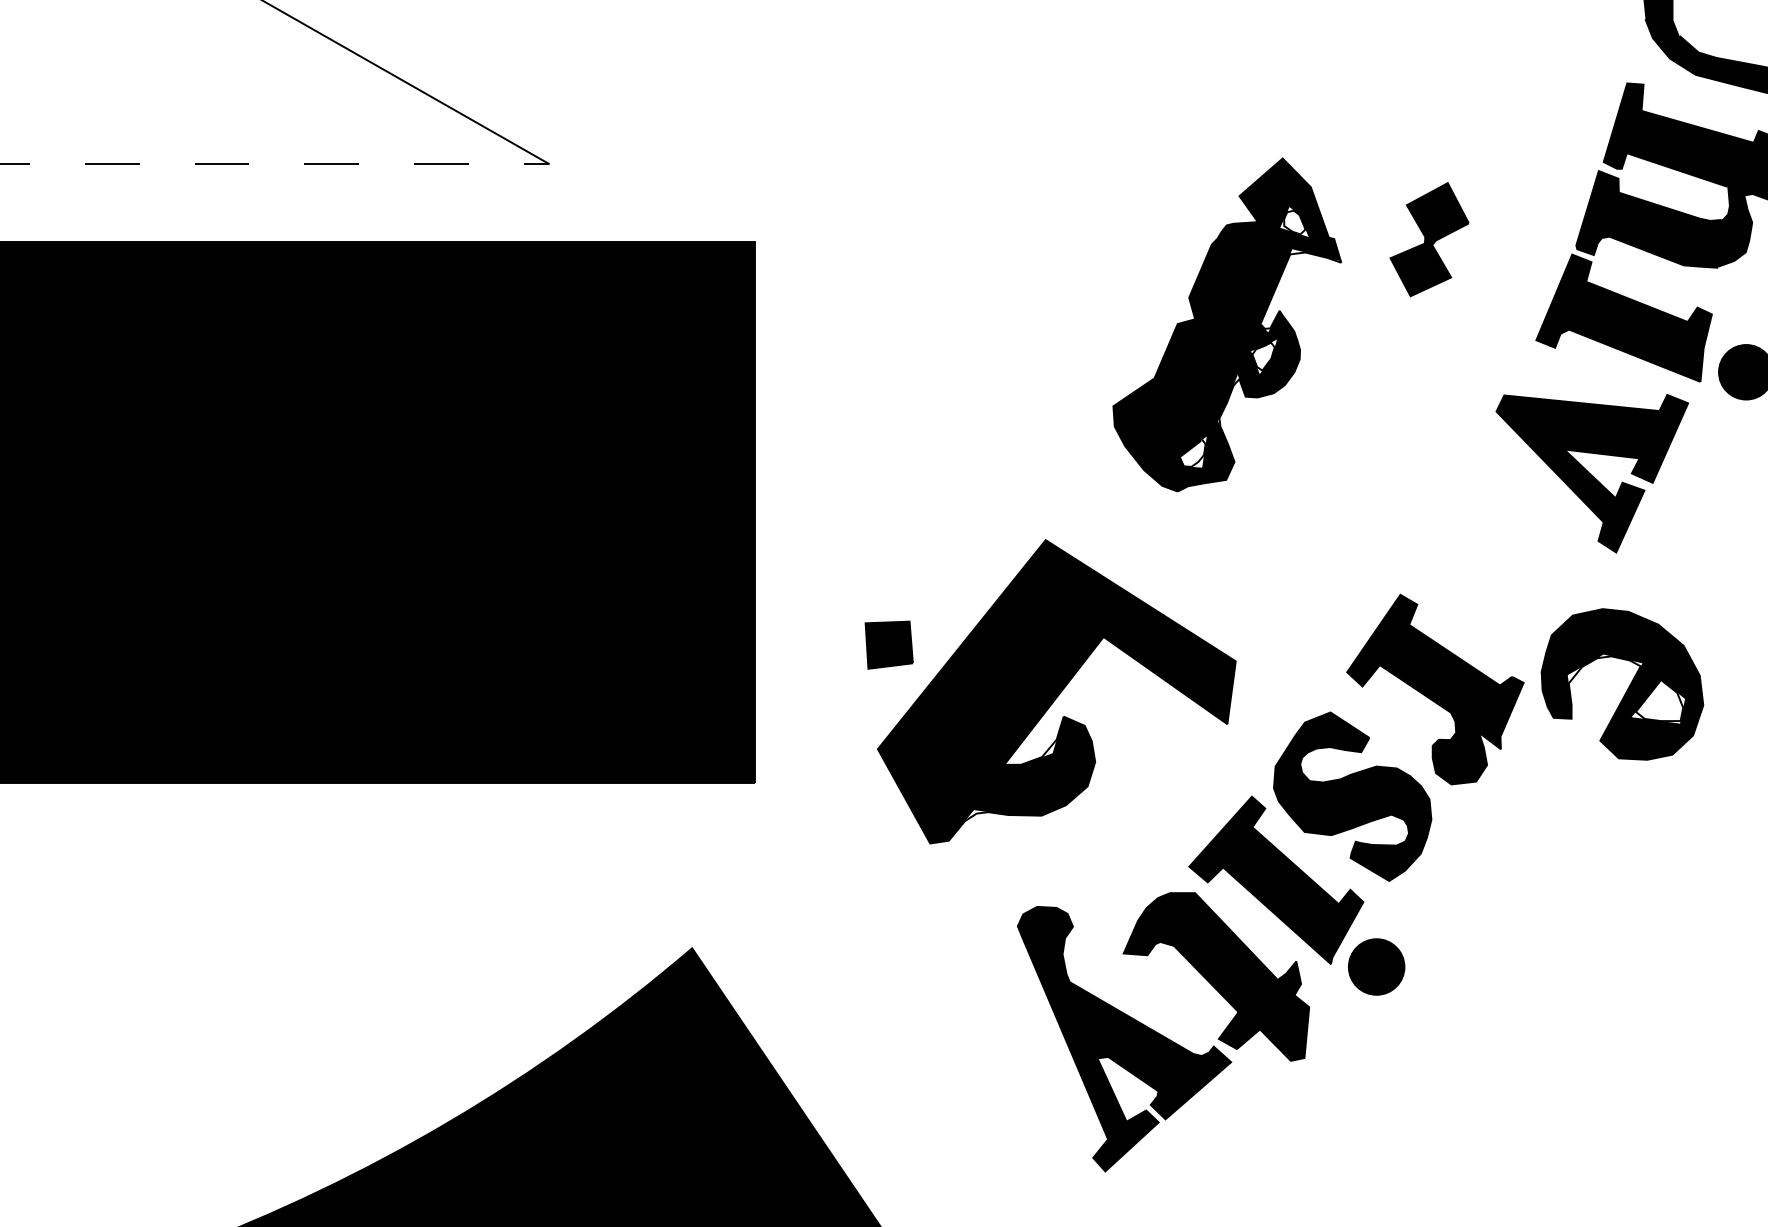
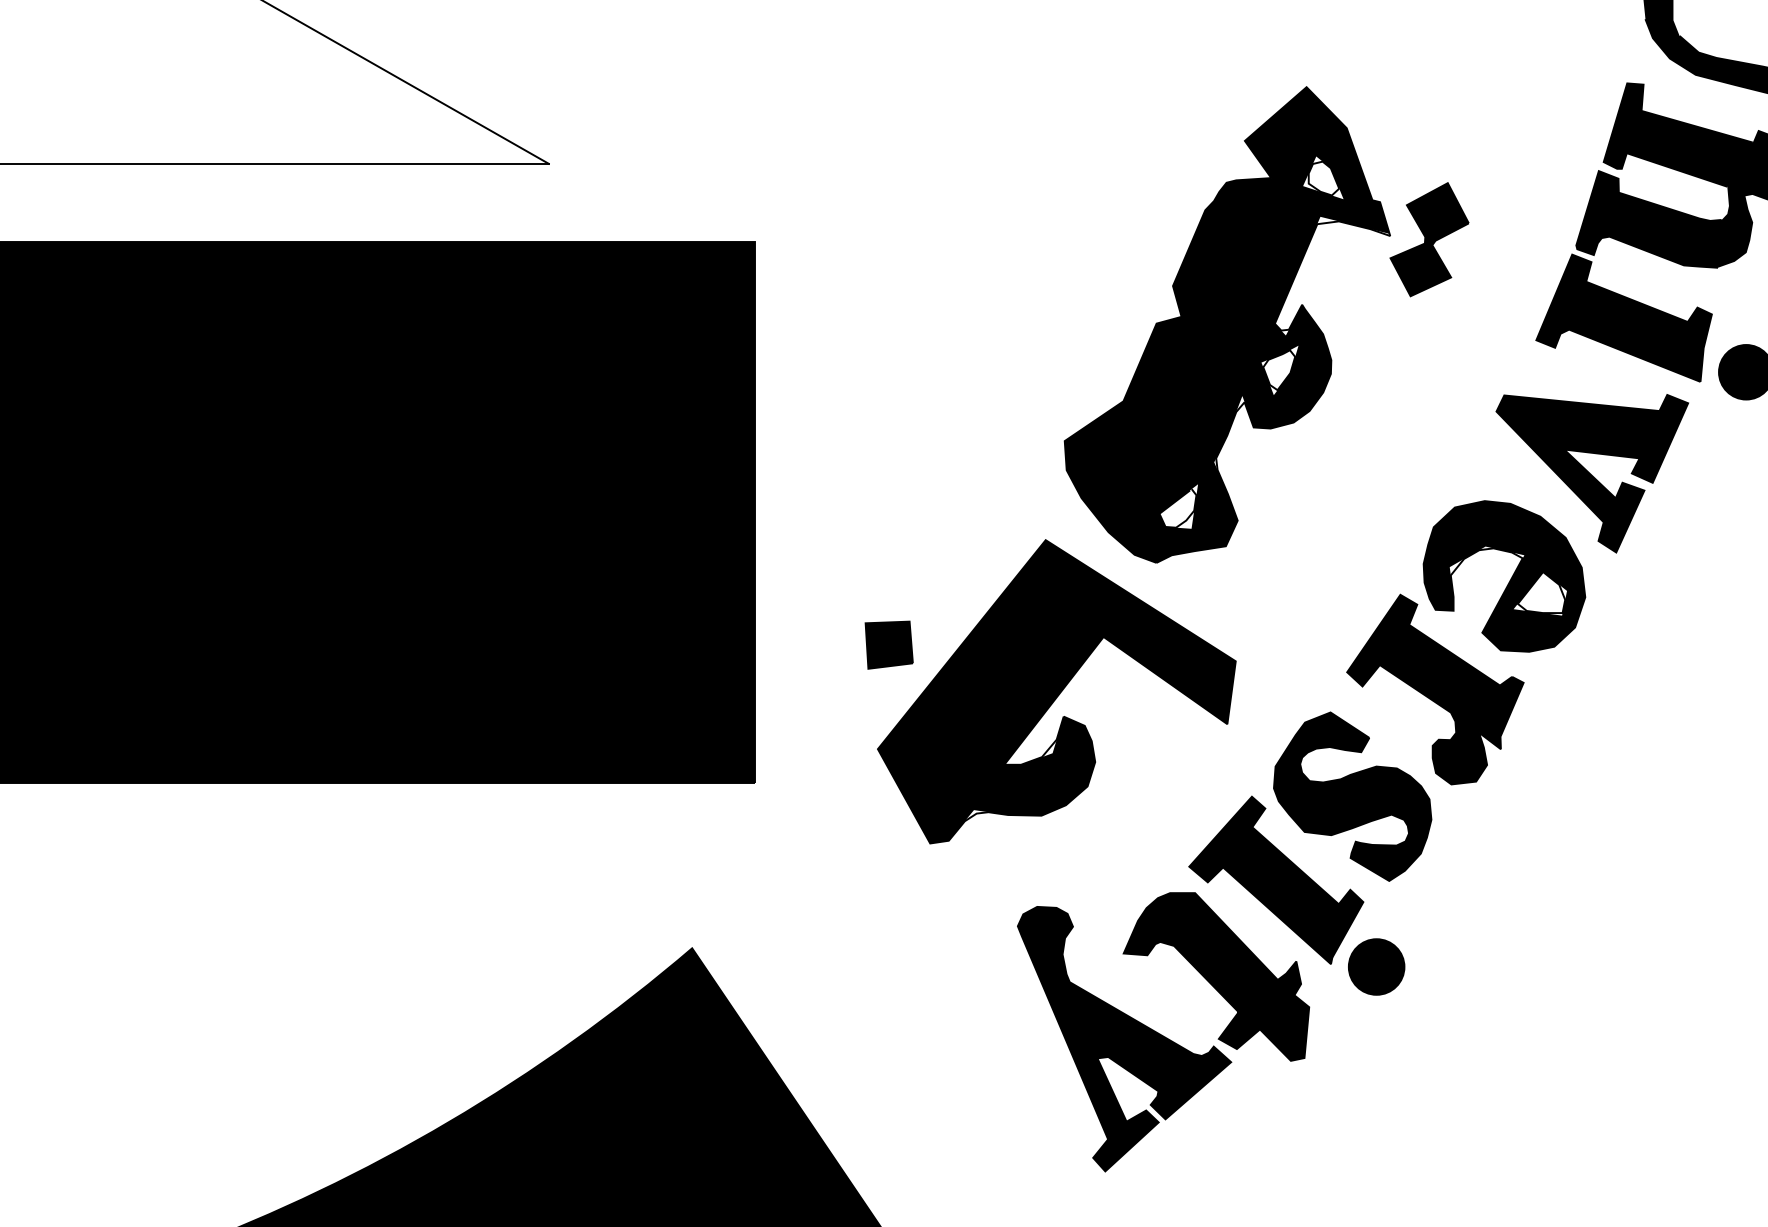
line: dashed -> solid (274, 163)
part size: 230x336 px -> 328x478 px (1226, 324)
part position: (1628, 686) -> (1510, 578) (1510, 578)
